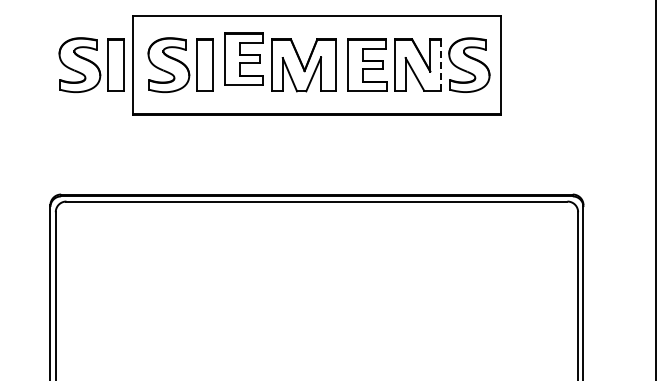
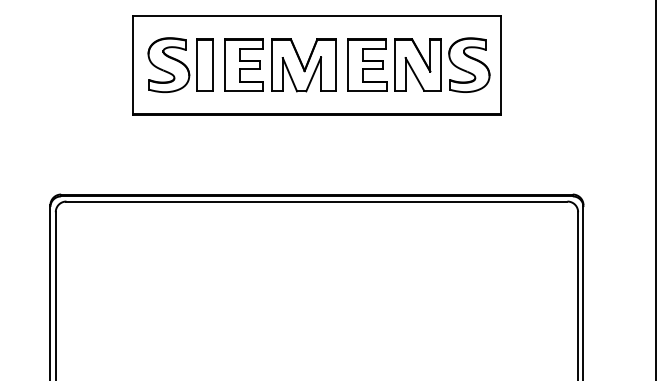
part position: (243, 58) -> (243, 64) (243, 64)
part: present -> none (91, 64)
line: dashed -> solid (441, 65)
